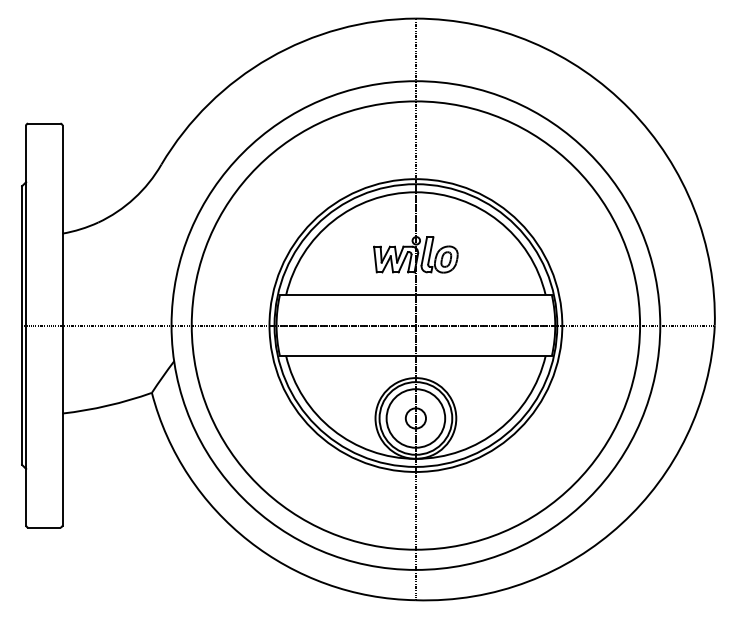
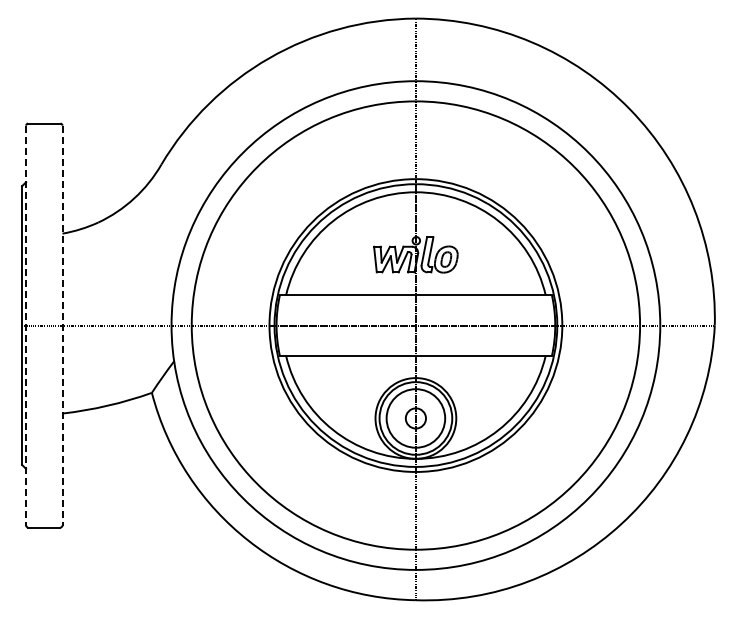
line: solid -> dashed (26, 325)
line: solid -> dashed (62, 325)
